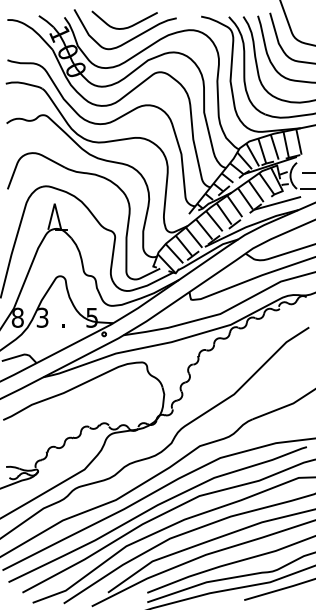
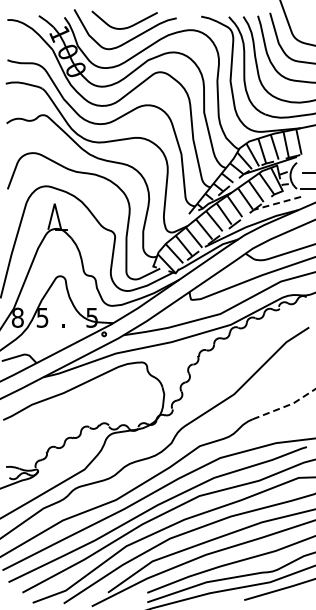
line: solid -> dashed (277, 203)
text: 3 -> 5 (42, 317)
line: solid -> dashed (286, 406)
